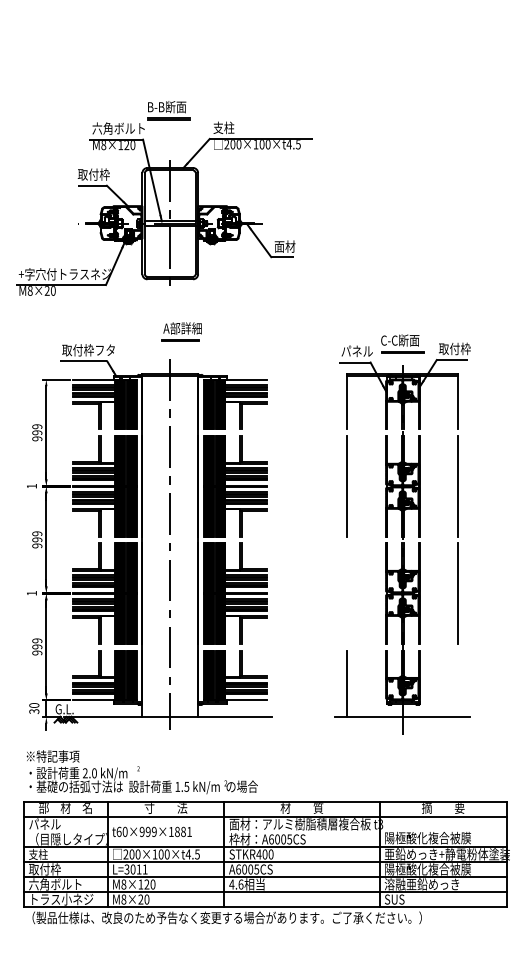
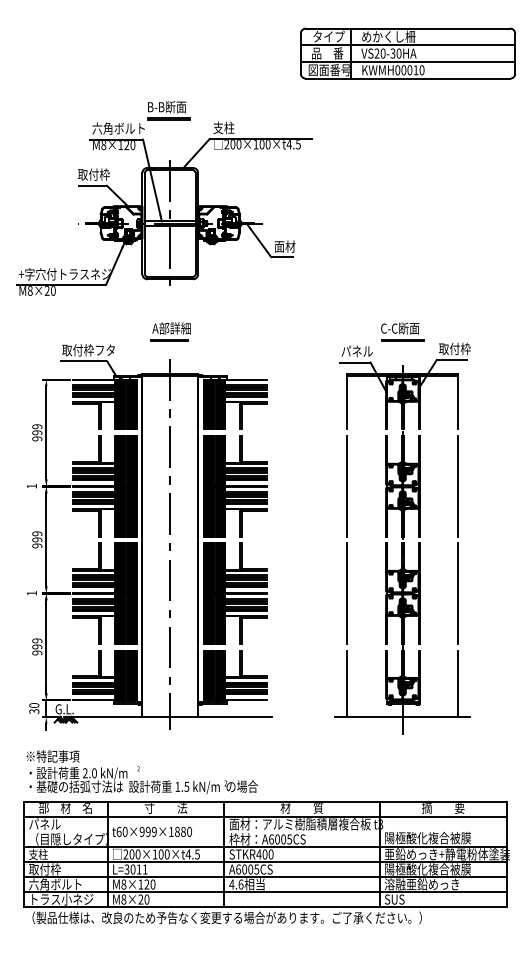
part: none -> present (408, 53)
part position: (181, 331) -> (170, 331) (170, 331)
part position: (402, 343) -> (402, 331) (402, 331)
line: none -> present (347, 593)
line: none -> present (458, 683)
text: t60×999×1881 -> t60×999×1880 (189, 831)
